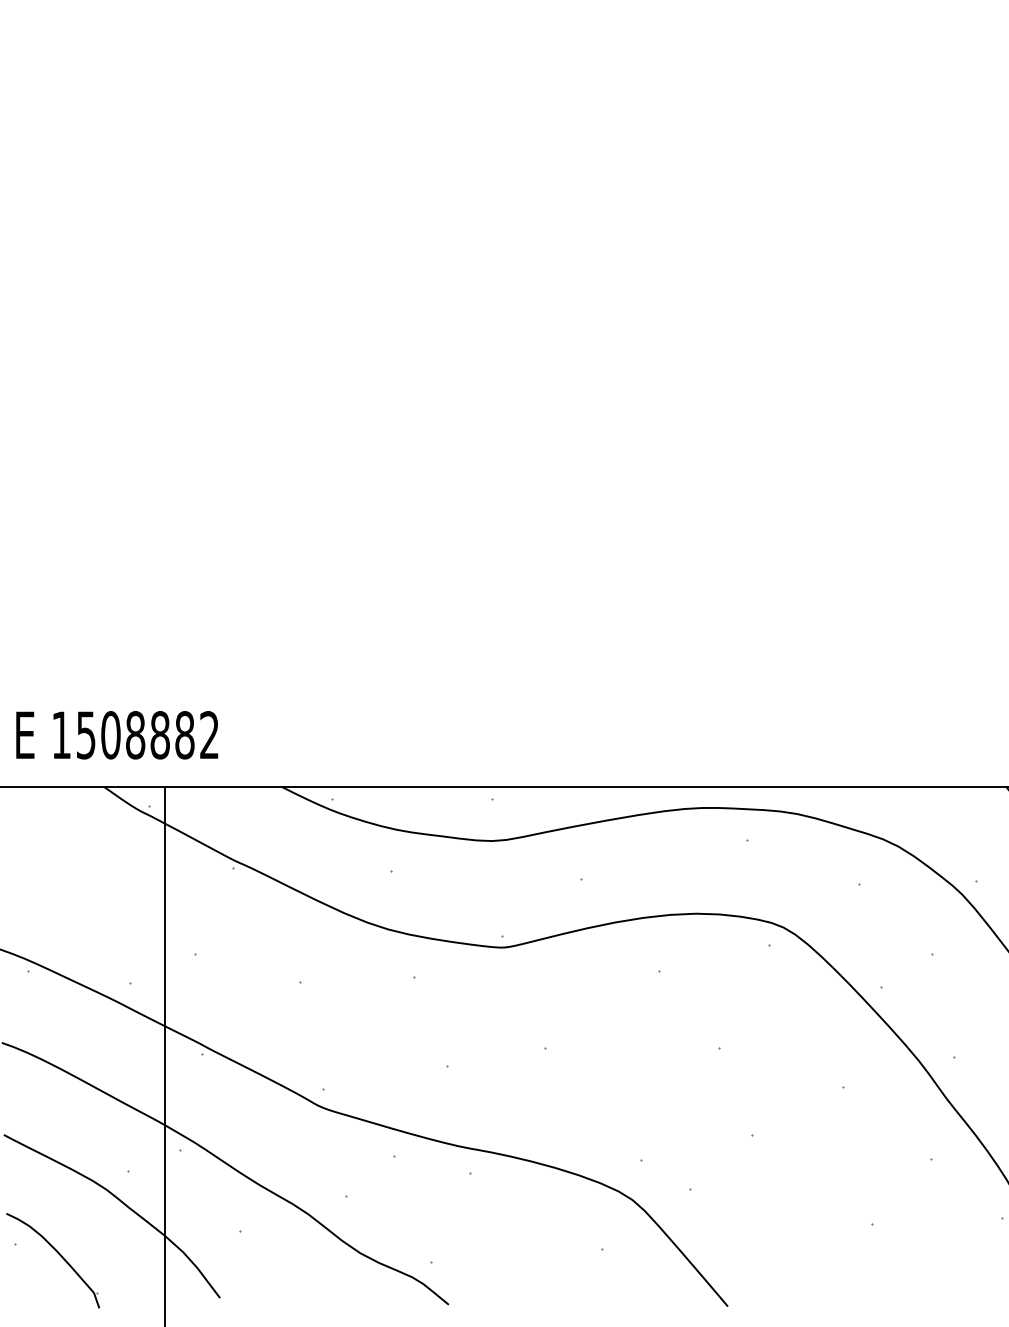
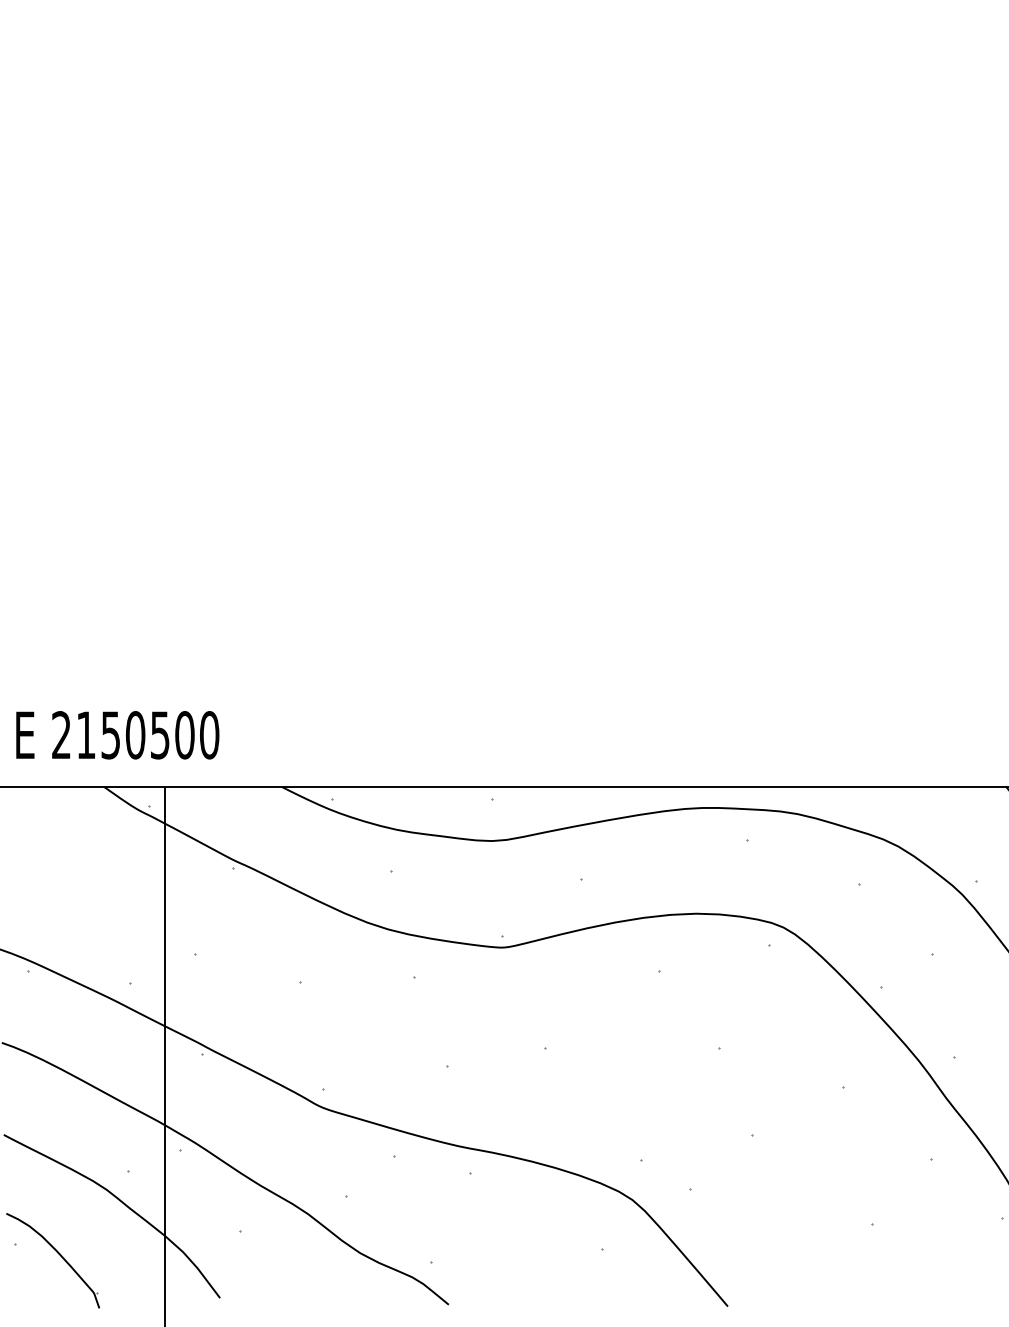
text: 1508882 -> 2150500 (135, 735)
